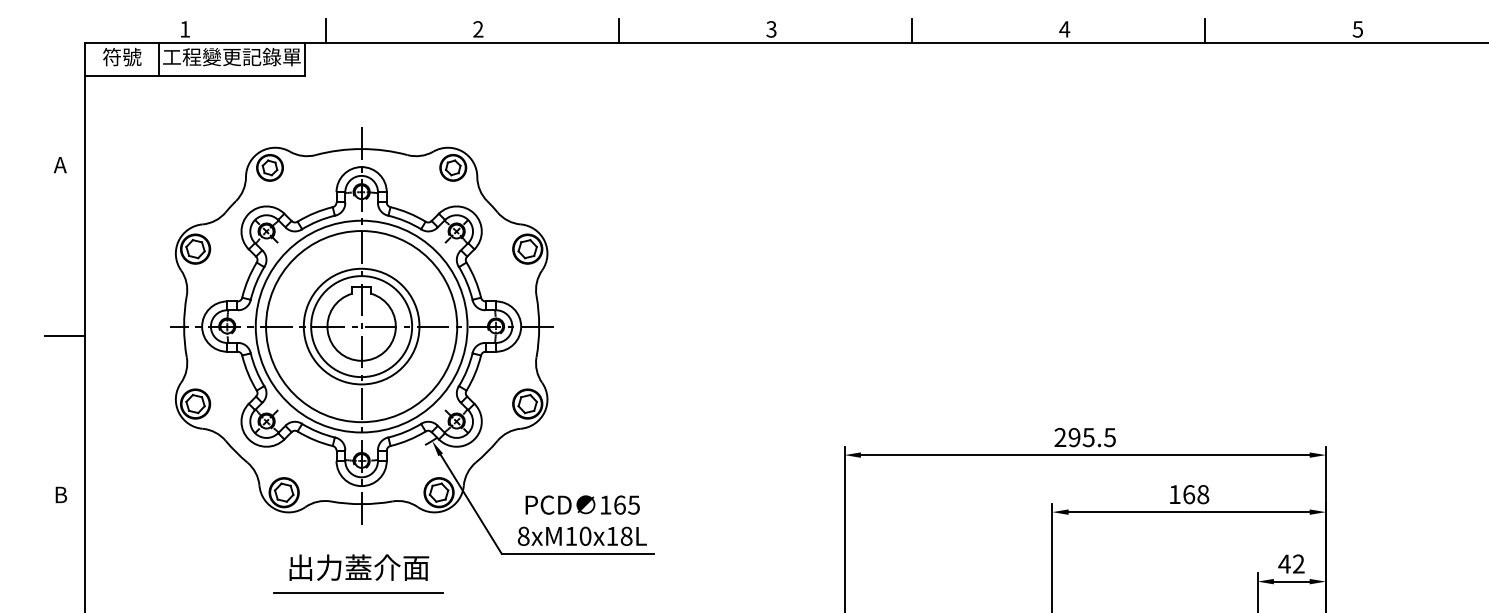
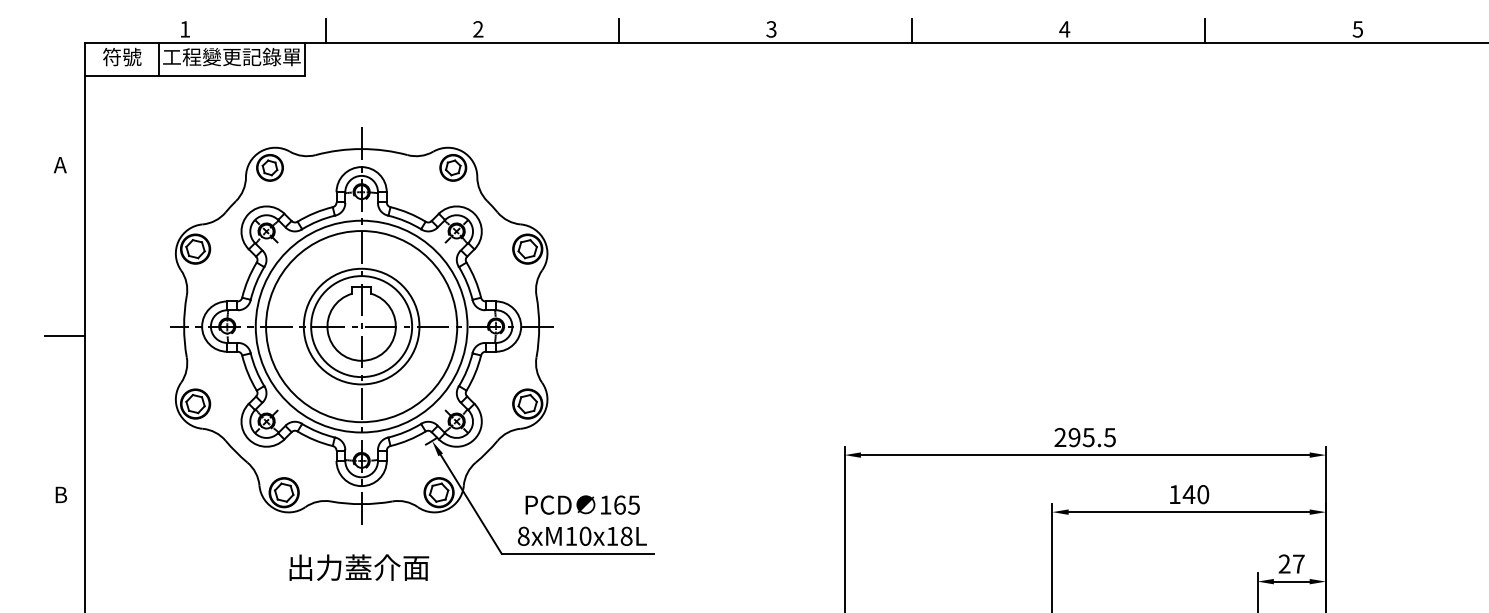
text: 168 -> 140 (1195, 494)
text: 42 -> 27 (1291, 563)
line: present -> none (358, 592)
